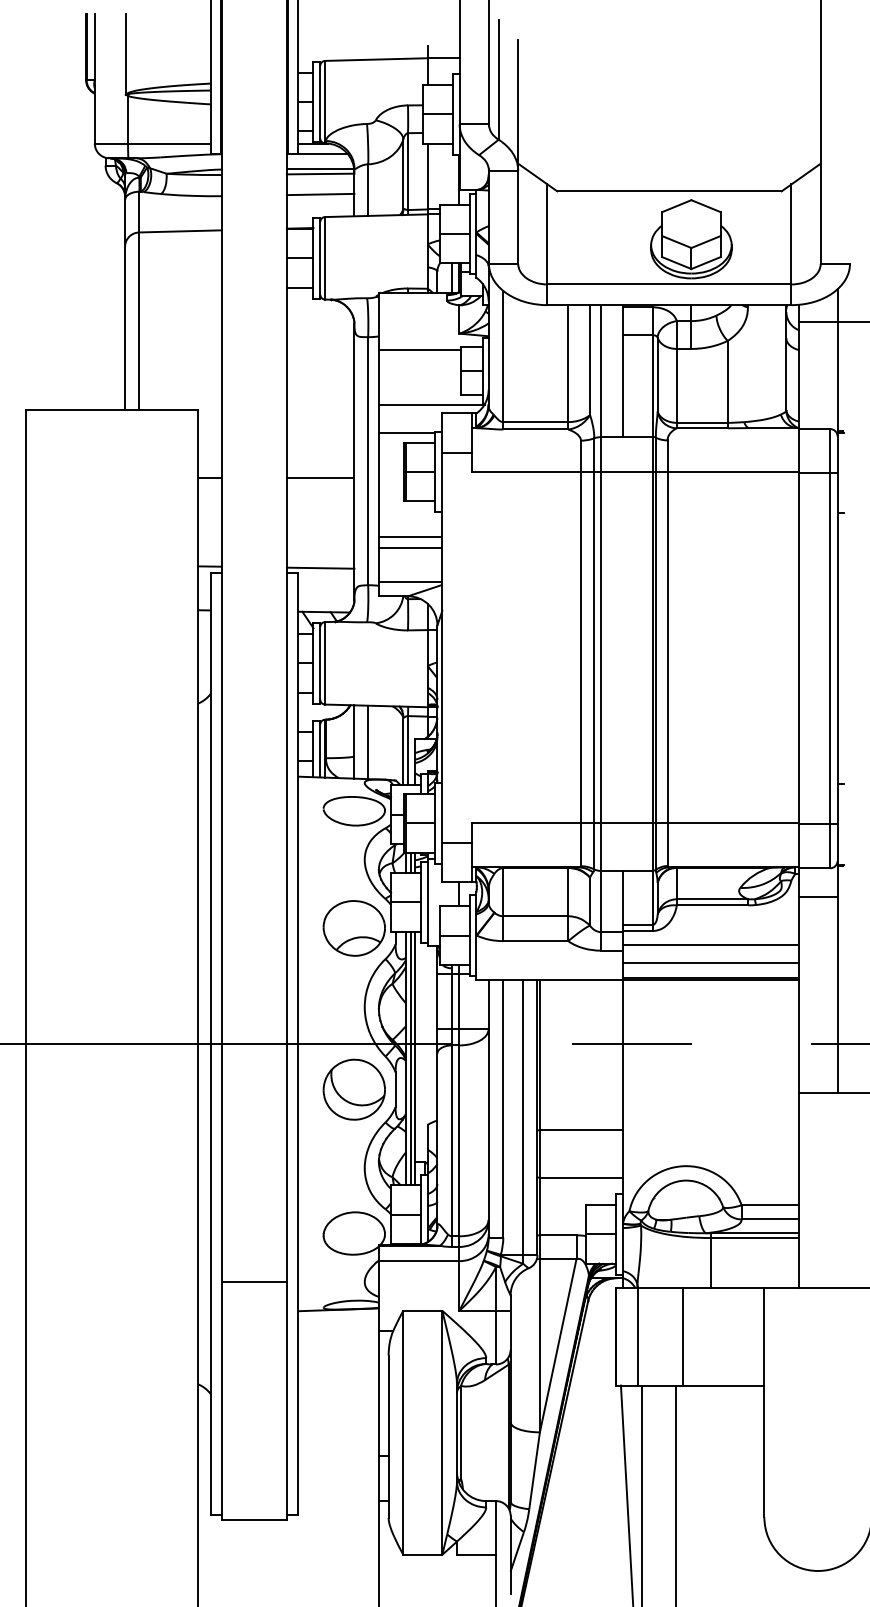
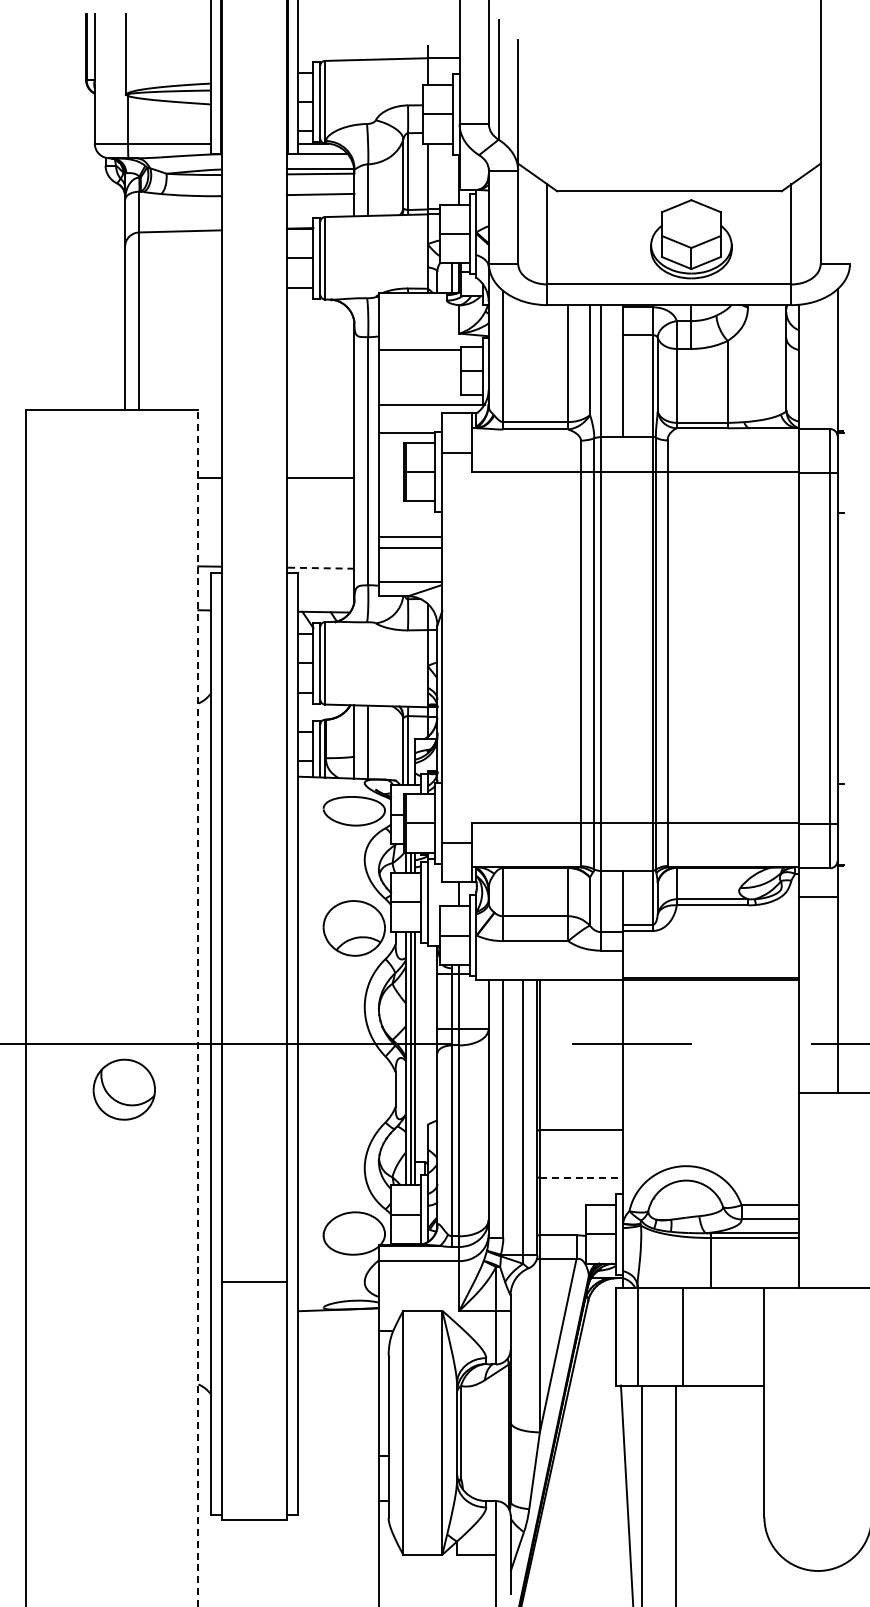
line: present -> none (832, 321)
line: solid -> dashed (320, 568)
line: present -> none (710, 945)
line: present -> none (710, 962)
line: solid -> dashed (198, 1007)
part position: (353, 1089) -> (123, 1089) (123, 1089)
line: solid -> dashed (581, 1177)
